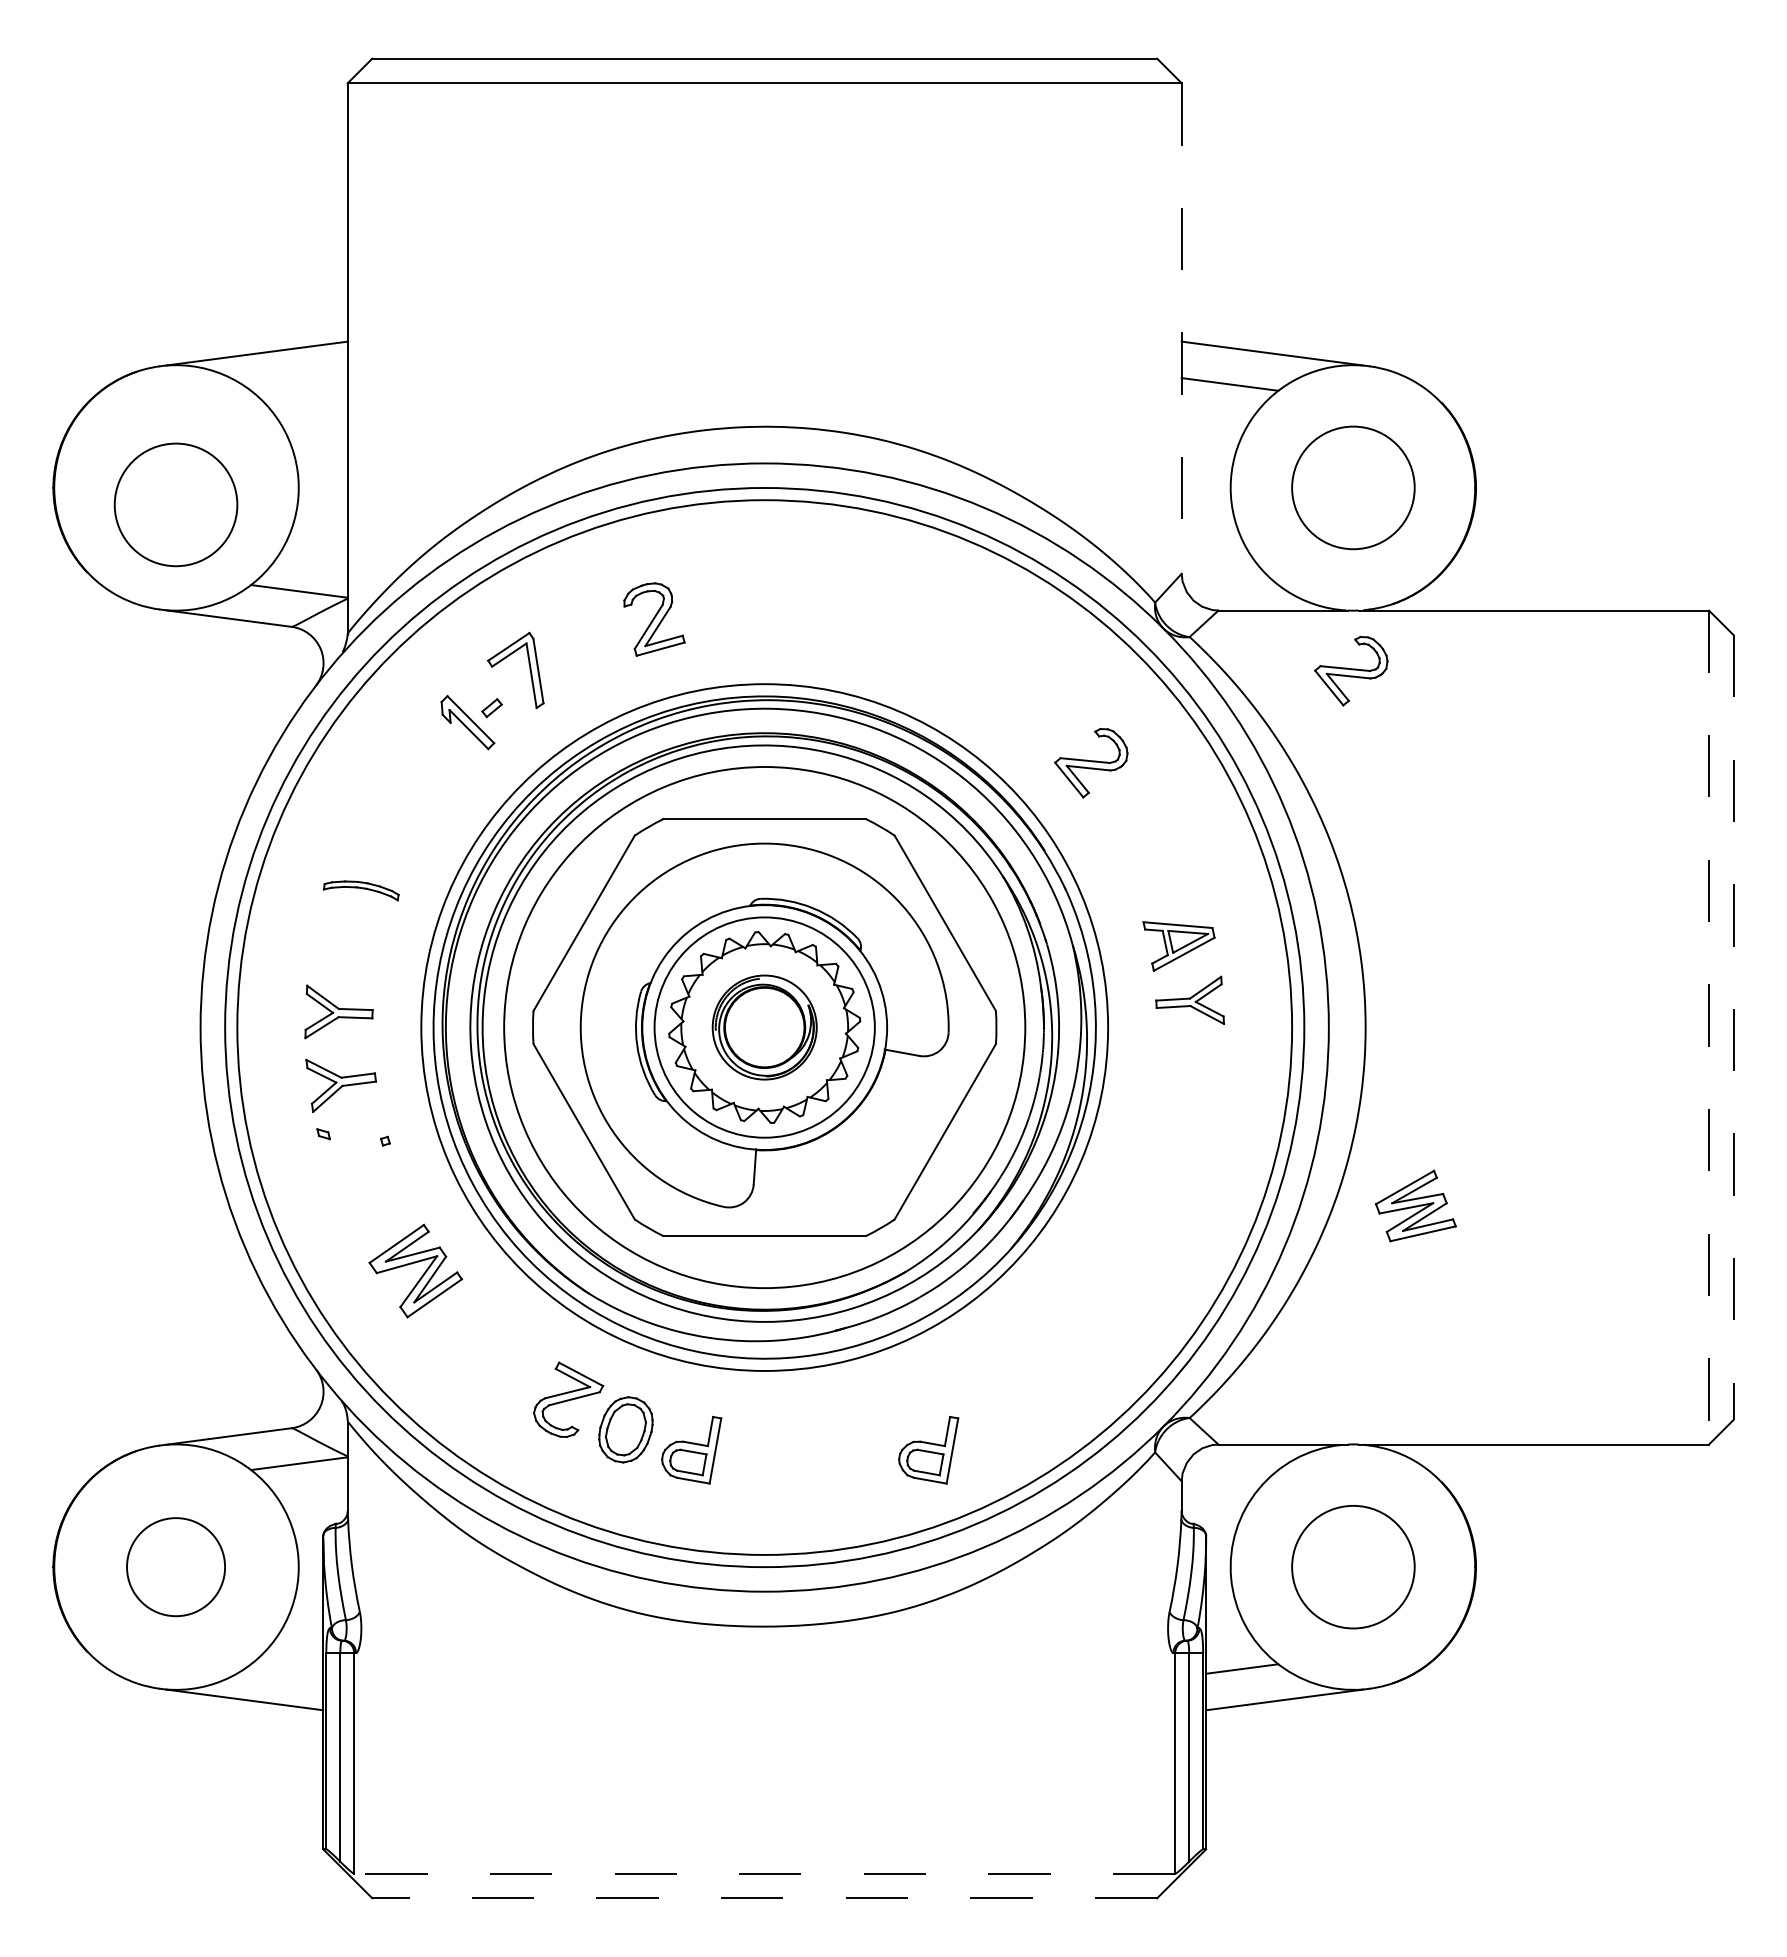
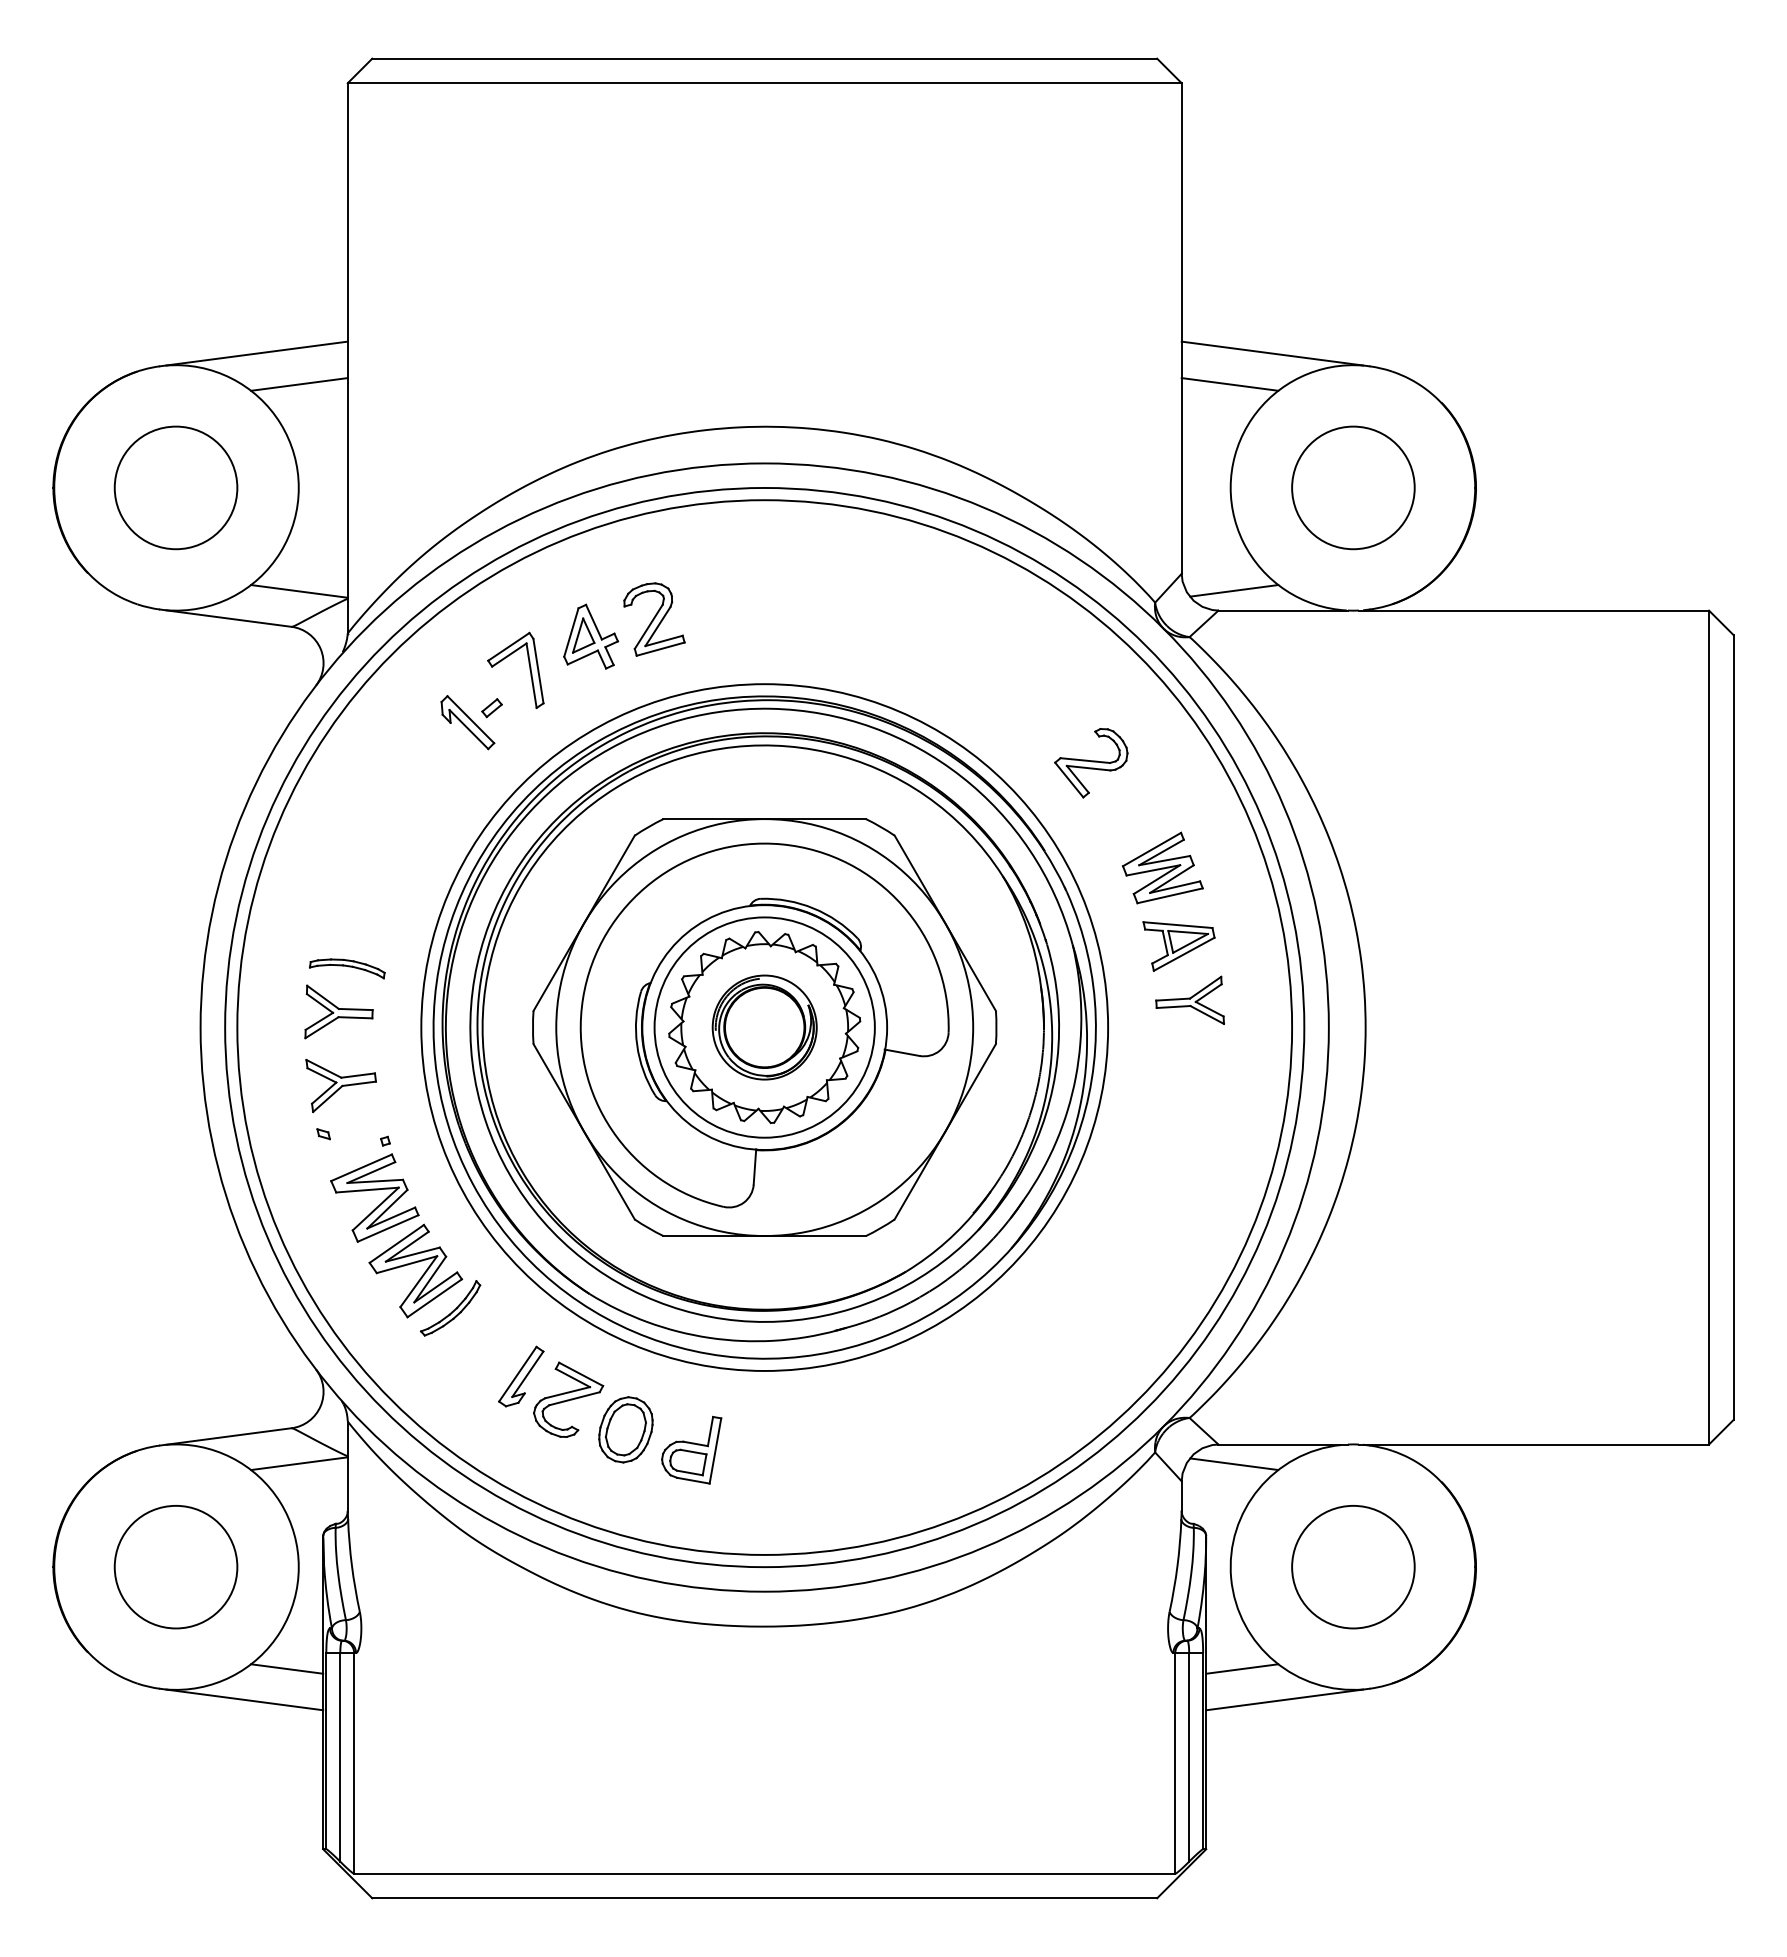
line: dashed -> solid (1181, 329)
line: none -> present (299, 384)
circle position: (175, 504) -> (175, 487) (175, 487)
line: none -> present (1234, 590)
part: none -> present (591, 636)
part: present -> none (1351, 671)
part position: (361, 890) -> (347, 968) (347, 968)
circle diameter: 521 px -> 417 px (764, 1027)
line: dashed -> solid (1709, 1027)
line: dashed -> solid (1733, 1028)
part: none -> present (374, 1190)
part position: (1415, 1205) -> (1162, 867) (1162, 867)
part: none -> present (450, 1308)
part: none -> present (521, 1376)
part: present -> none (928, 1449)
line: none -> present (1234, 1464)
circle diameter: 98 px -> 123 px (175, 1566)
line: none -> present (287, 1668)
line: dashed -> solid (764, 1873)
line: dashed -> solid (764, 1898)
